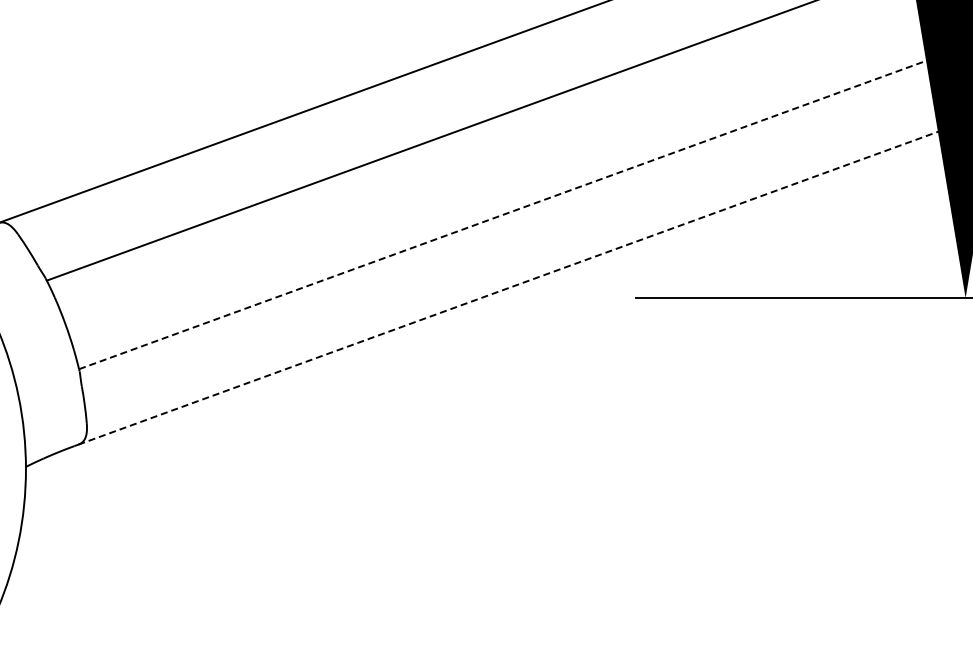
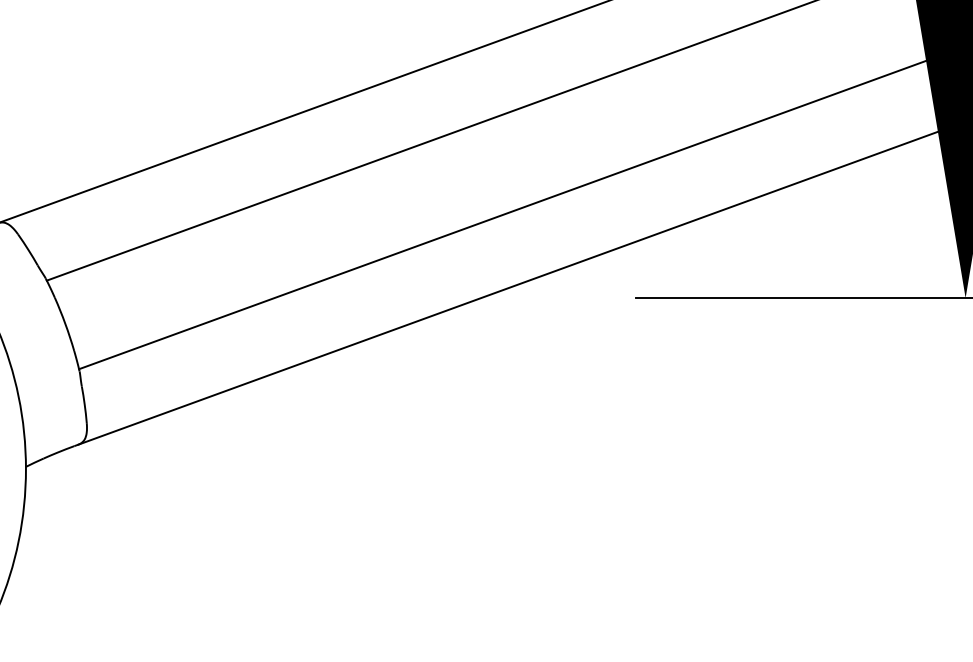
line: dashed -> solid (526, 206)
line: dashed -> solid (525, 281)
